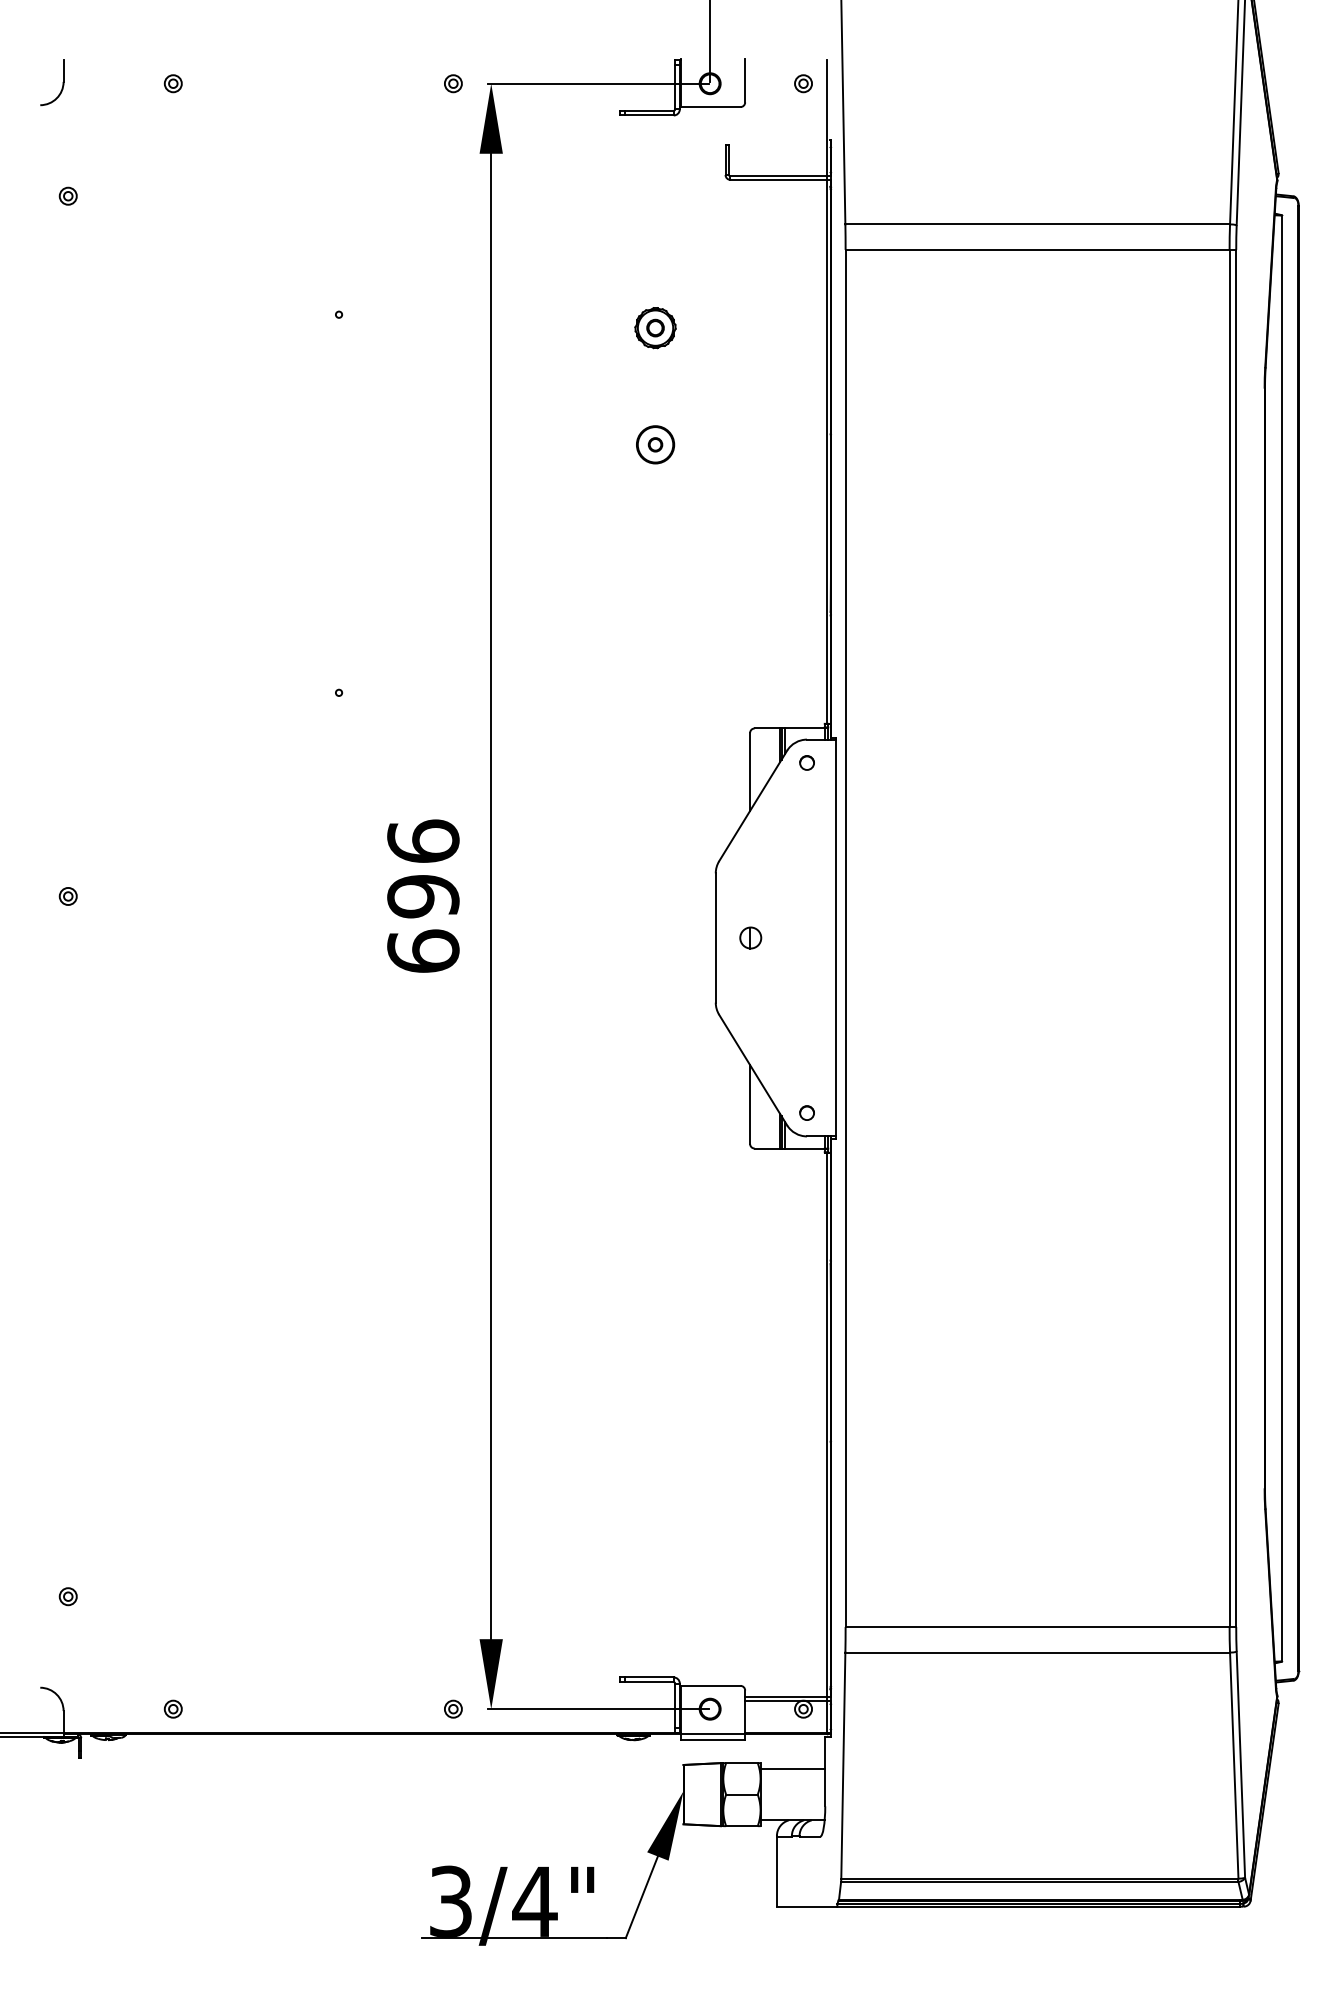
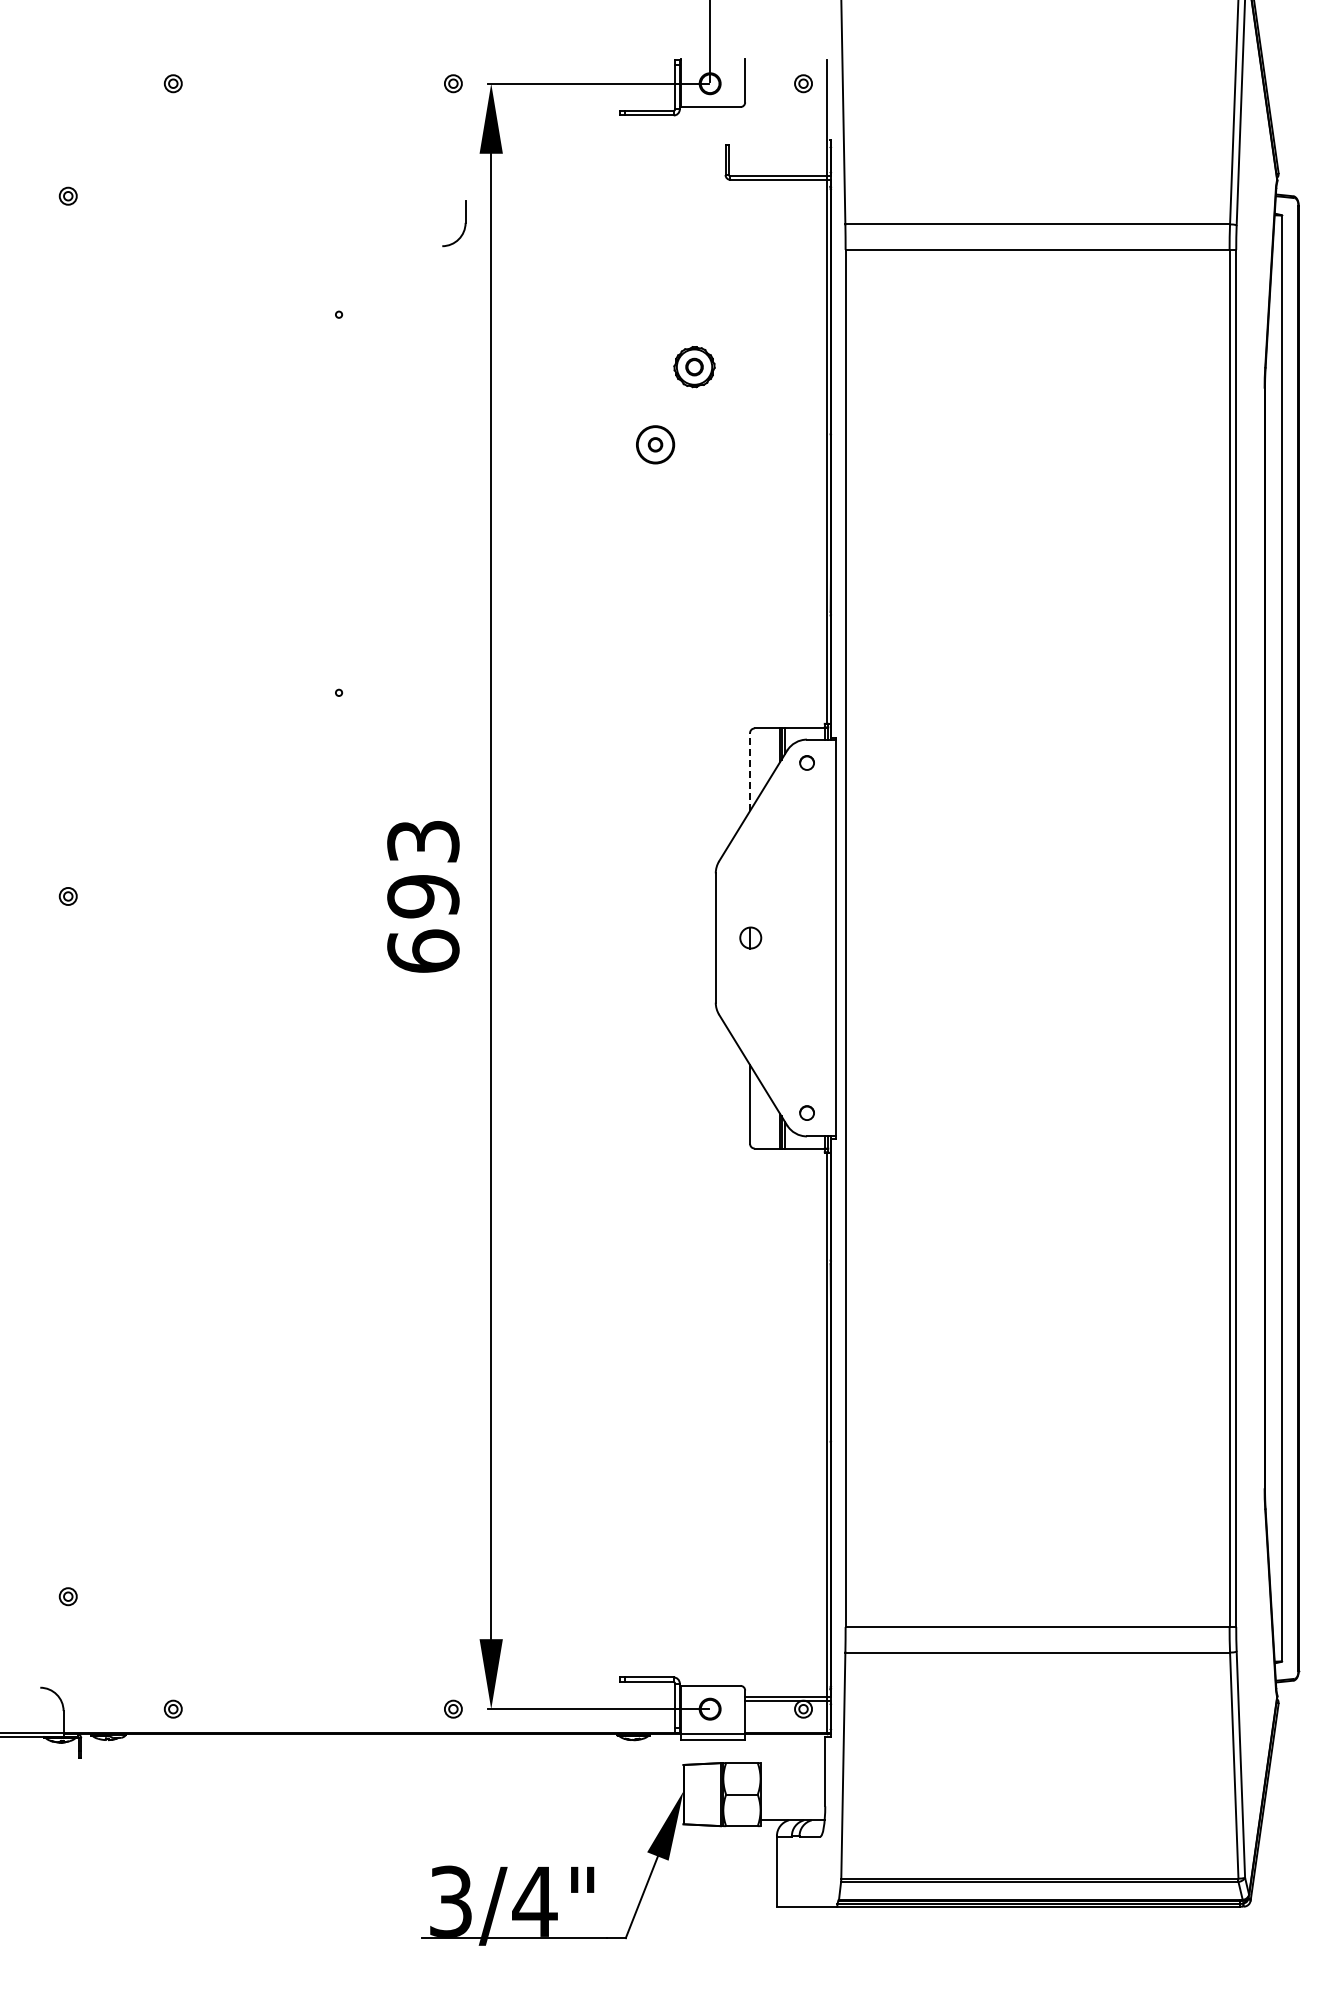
part position: (62, 82) -> (464, 223) (464, 223)
part position: (655, 328) -> (694, 367) (694, 367)
line: solid -> dashed (750, 772)
text: 696 -> 693 (423, 840)
line: present -> none (792, 1768)
